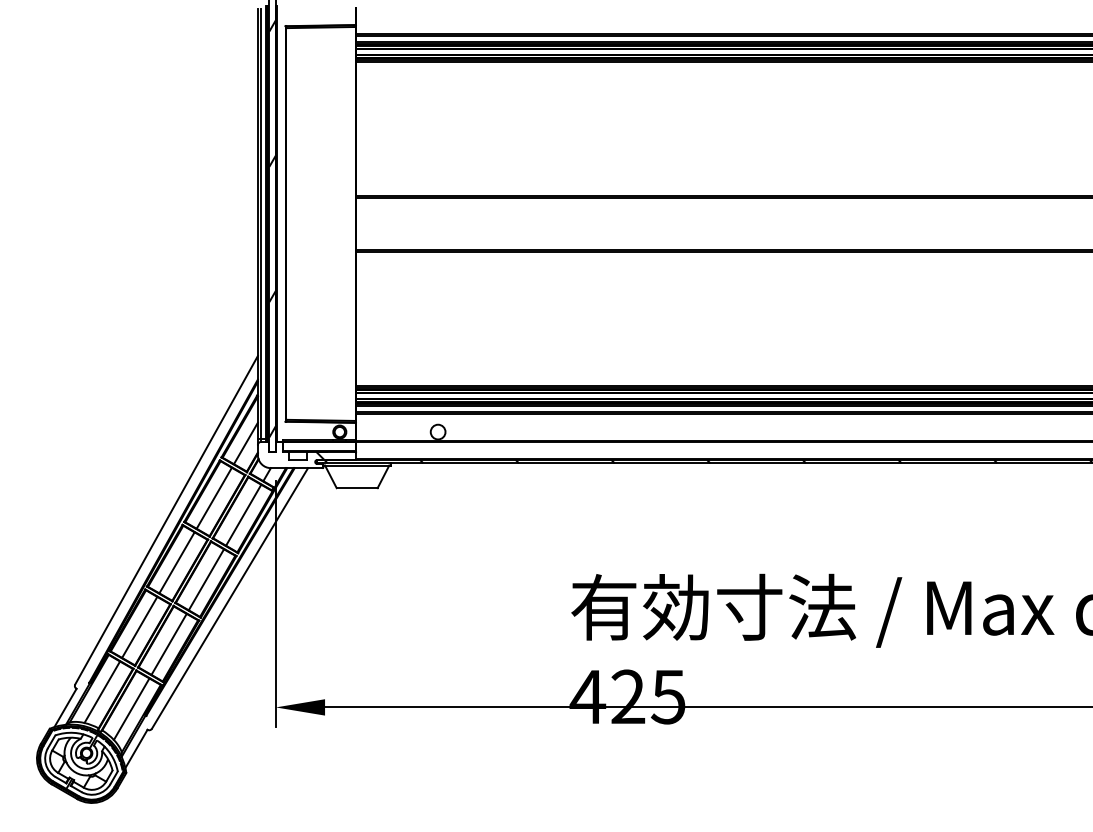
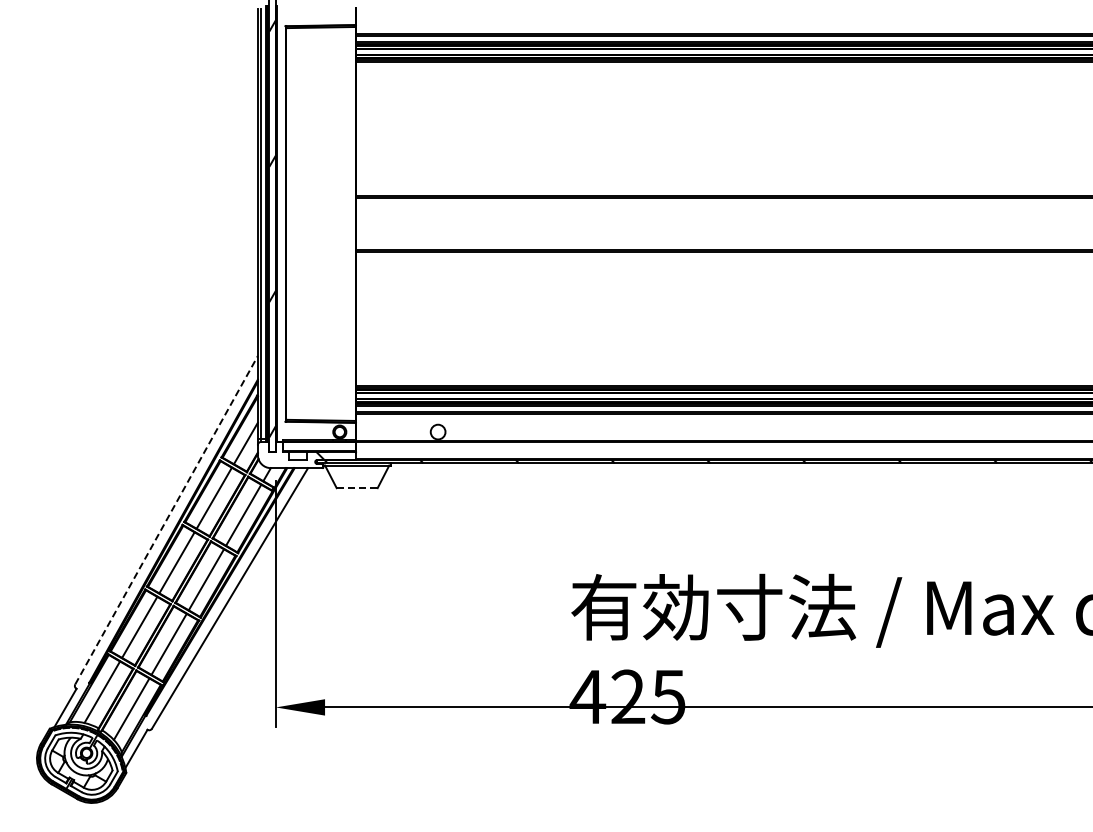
line: solid -> dashed (357, 488)
line: solid -> dashed (166, 520)
